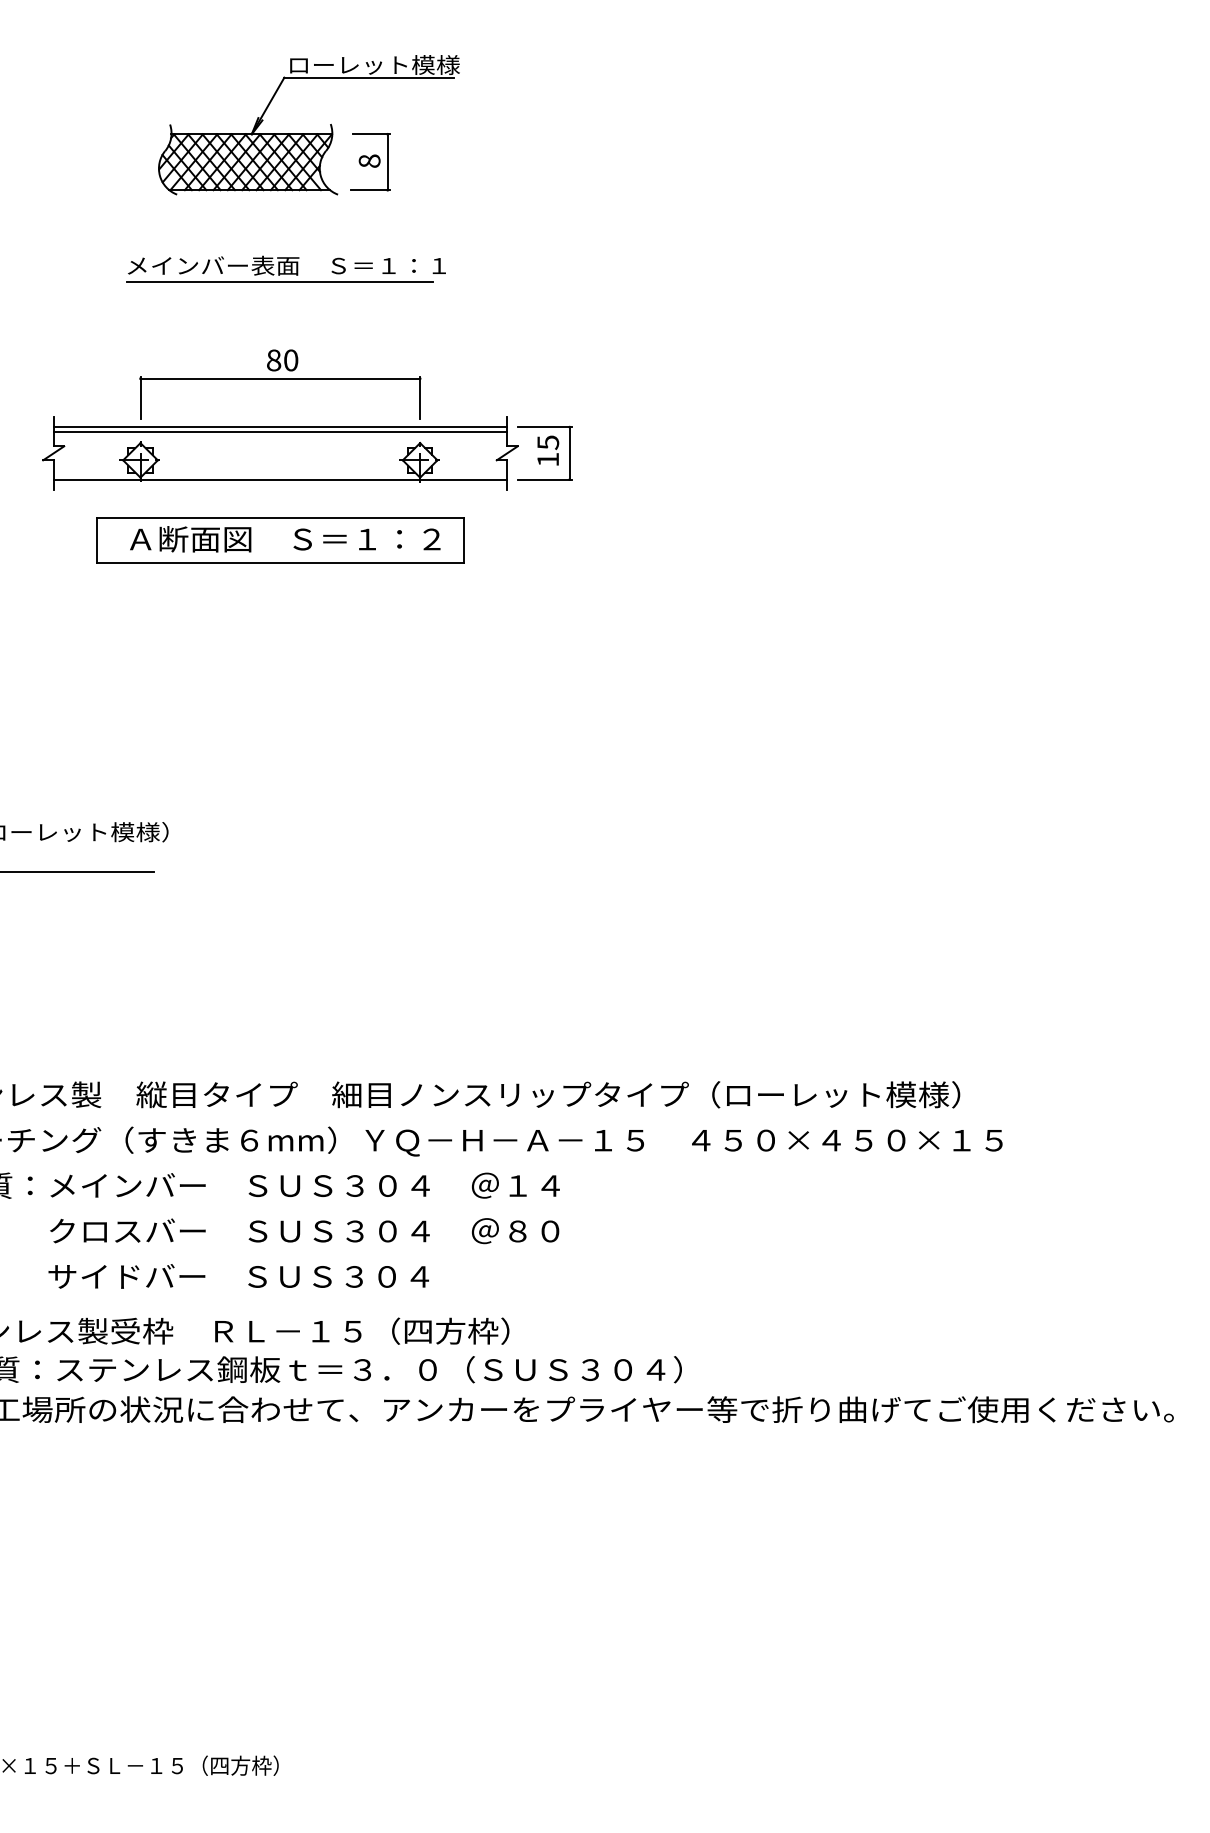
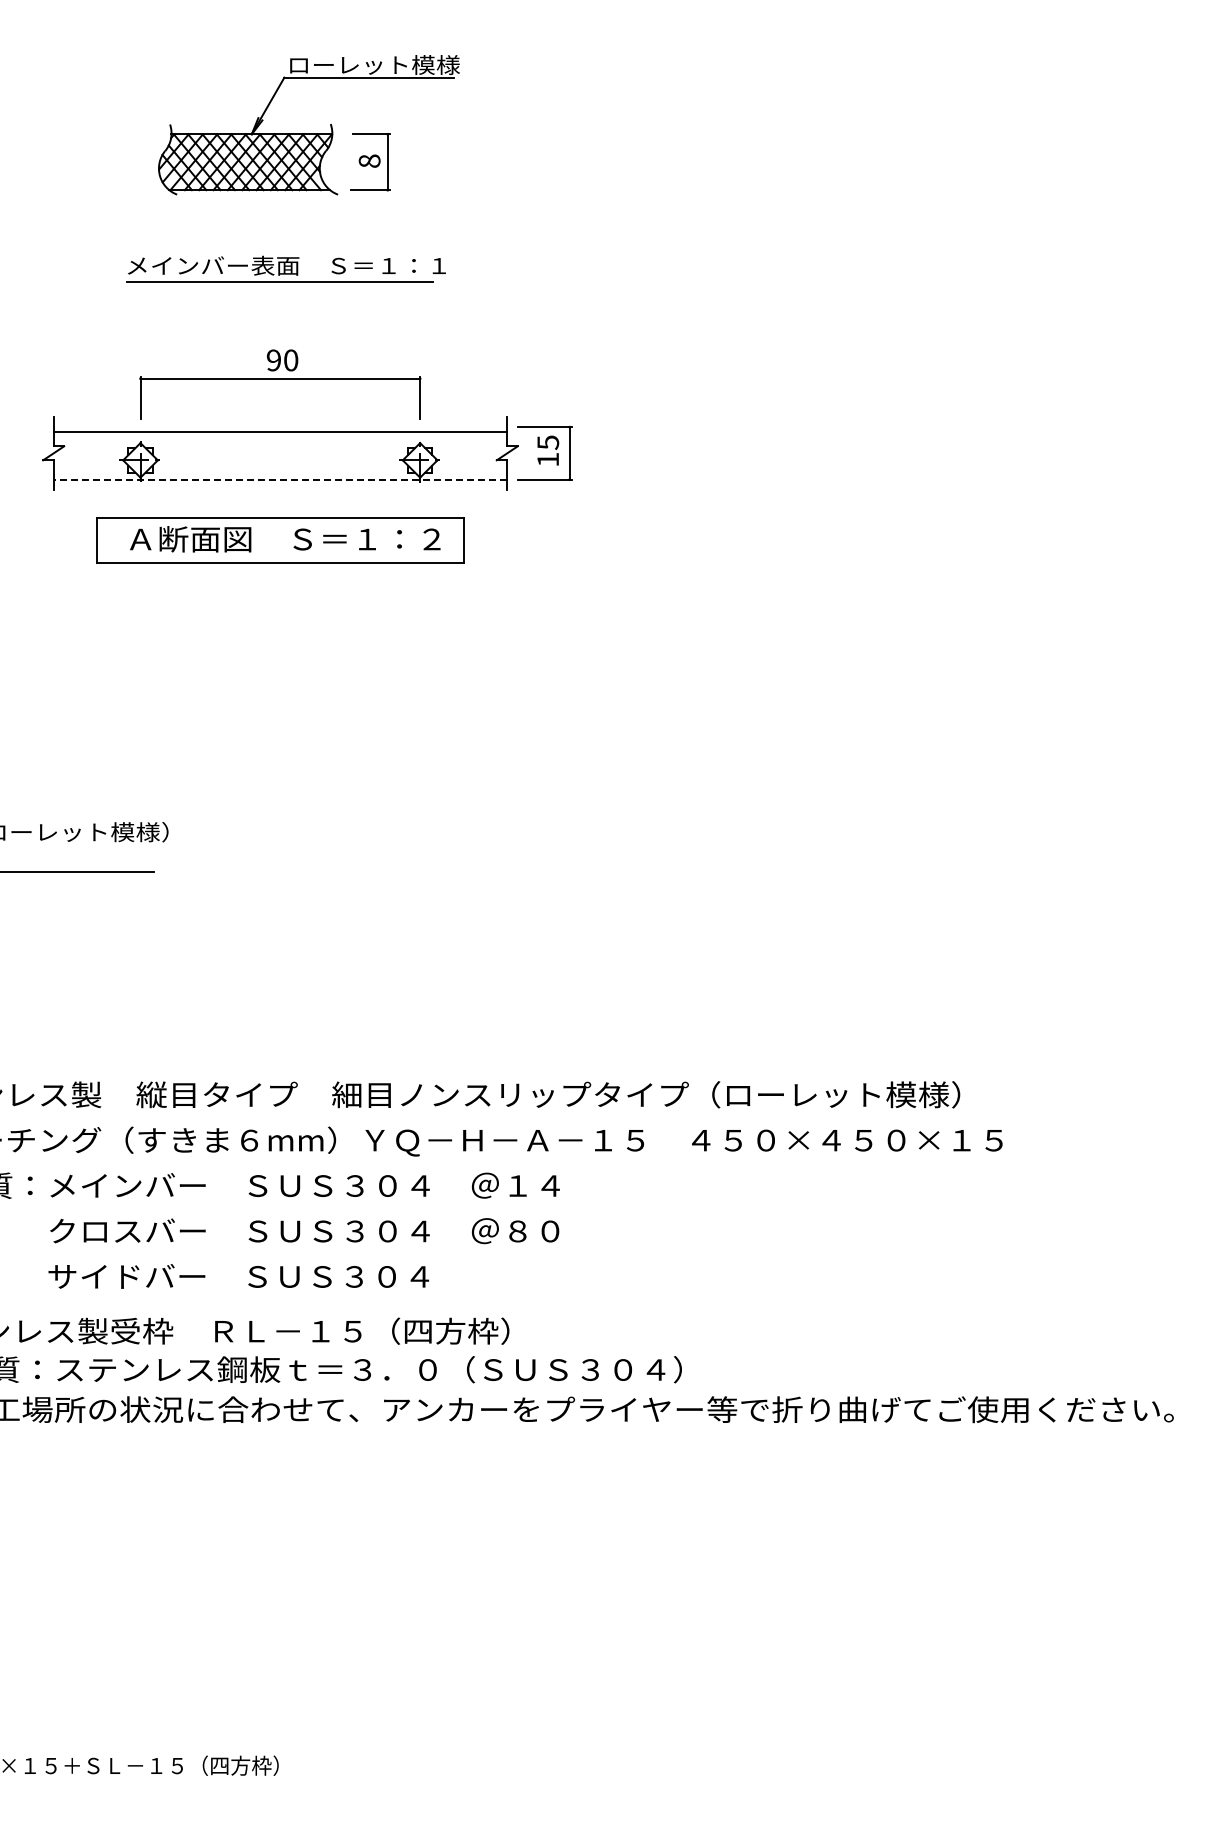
text: 80 -> 90 (273, 360)
line: present -> none (280, 427)
line: solid -> dashed (280, 479)
